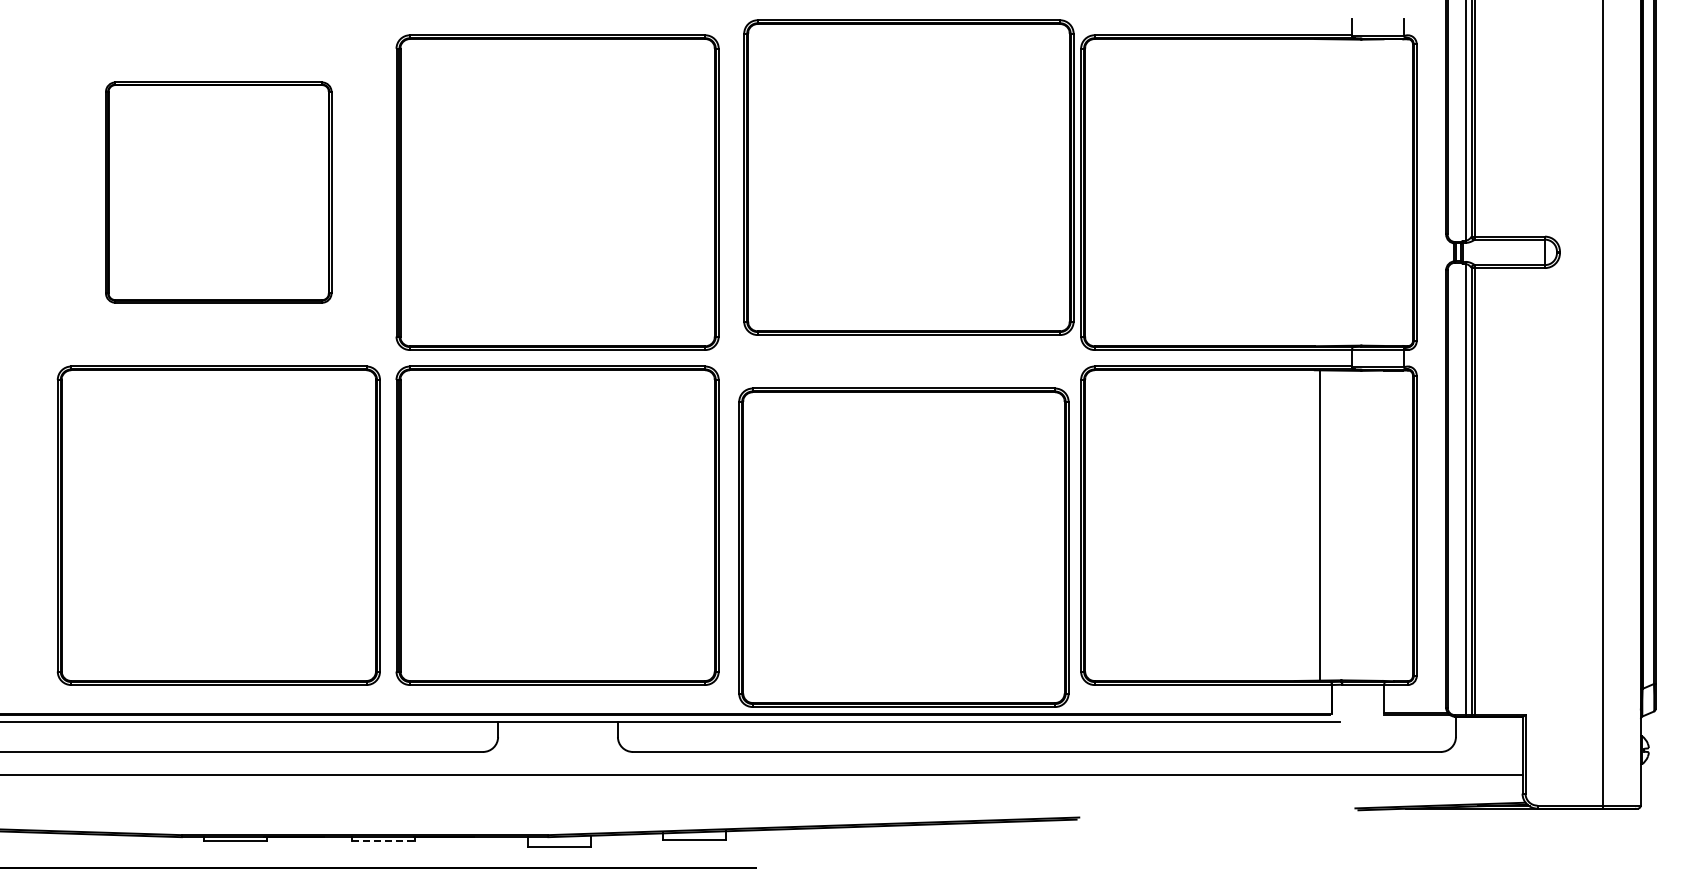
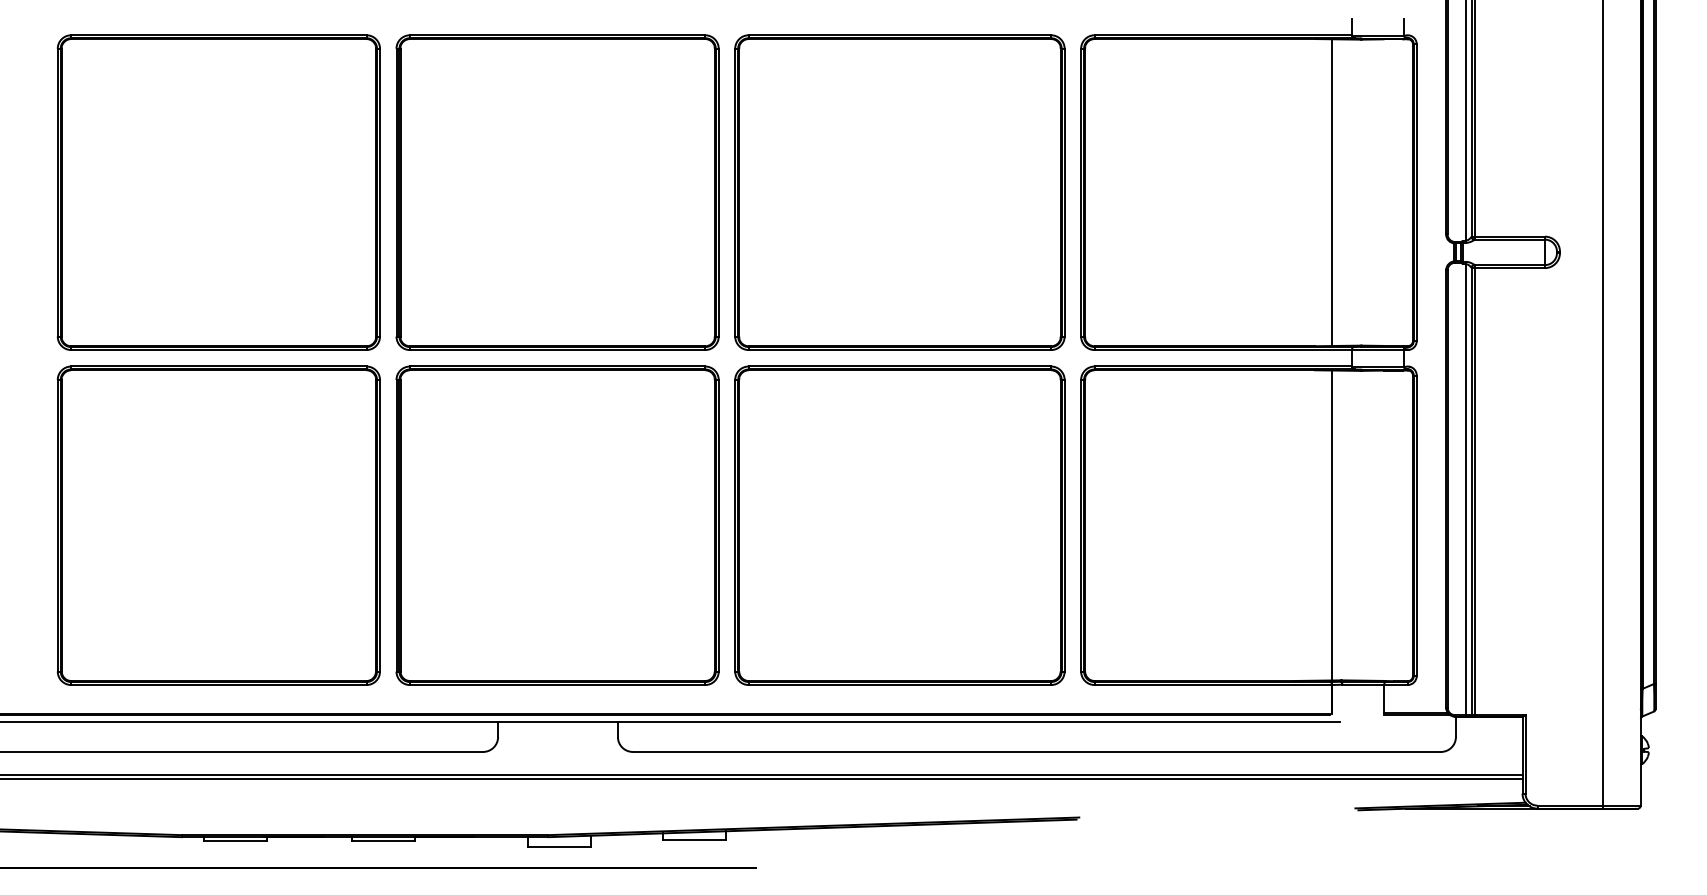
part position: (908, 177) -> (899, 192) (899, 192)
part size: 228x223 px -> 325x317 px (218, 192)
line: none -> present (1332, 192)
line position: (1320, 525) -> (1332, 525) (1332, 525)
part position: (903, 547) -> (899, 525) (899, 525)
line: none -> present (762, 778)
line: dashed -> solid (384, 841)
